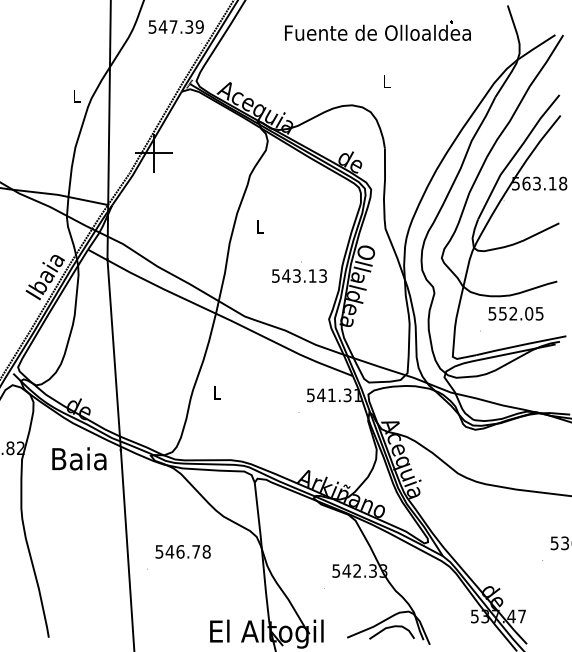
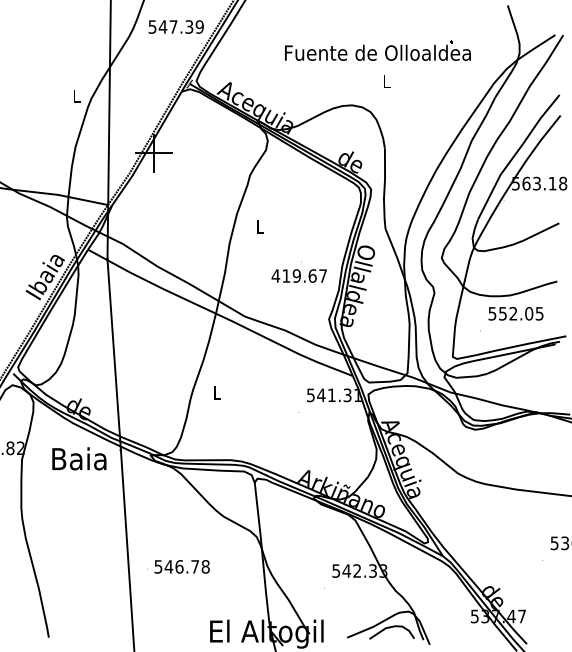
part position: (377, 30) -> (377, 50) (377, 50)
text: 543.13 -> 419.67 (298, 275)
text position: (182, 551) -> (181, 566) (181, 566)
